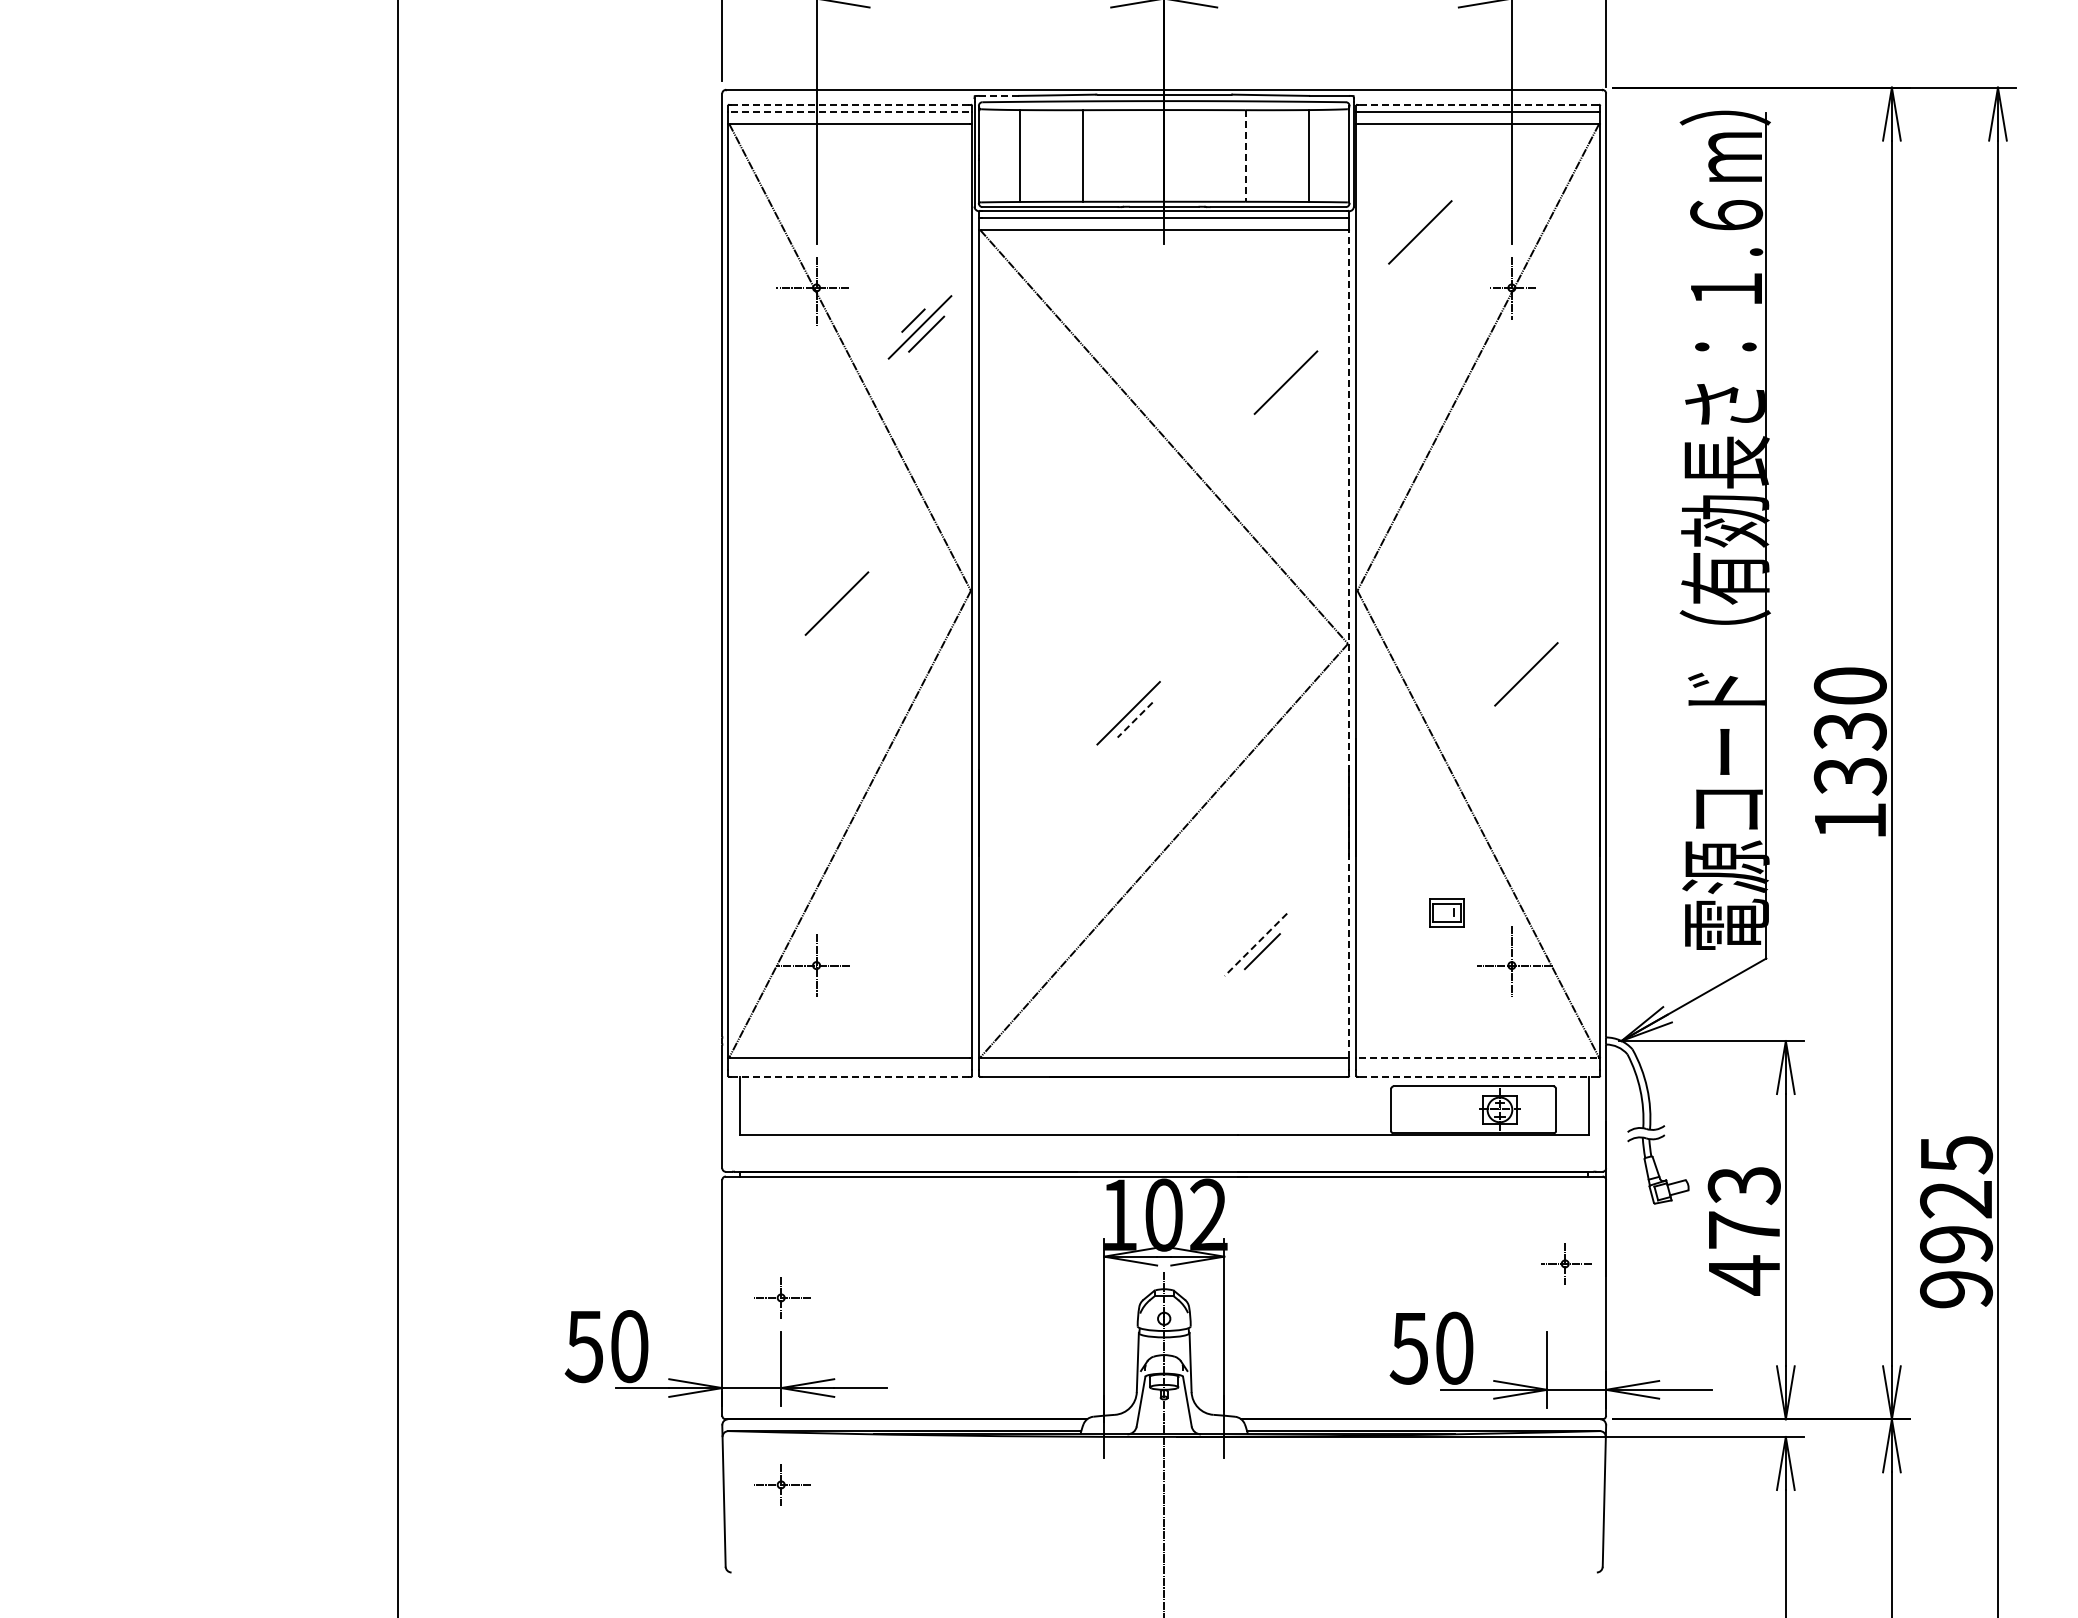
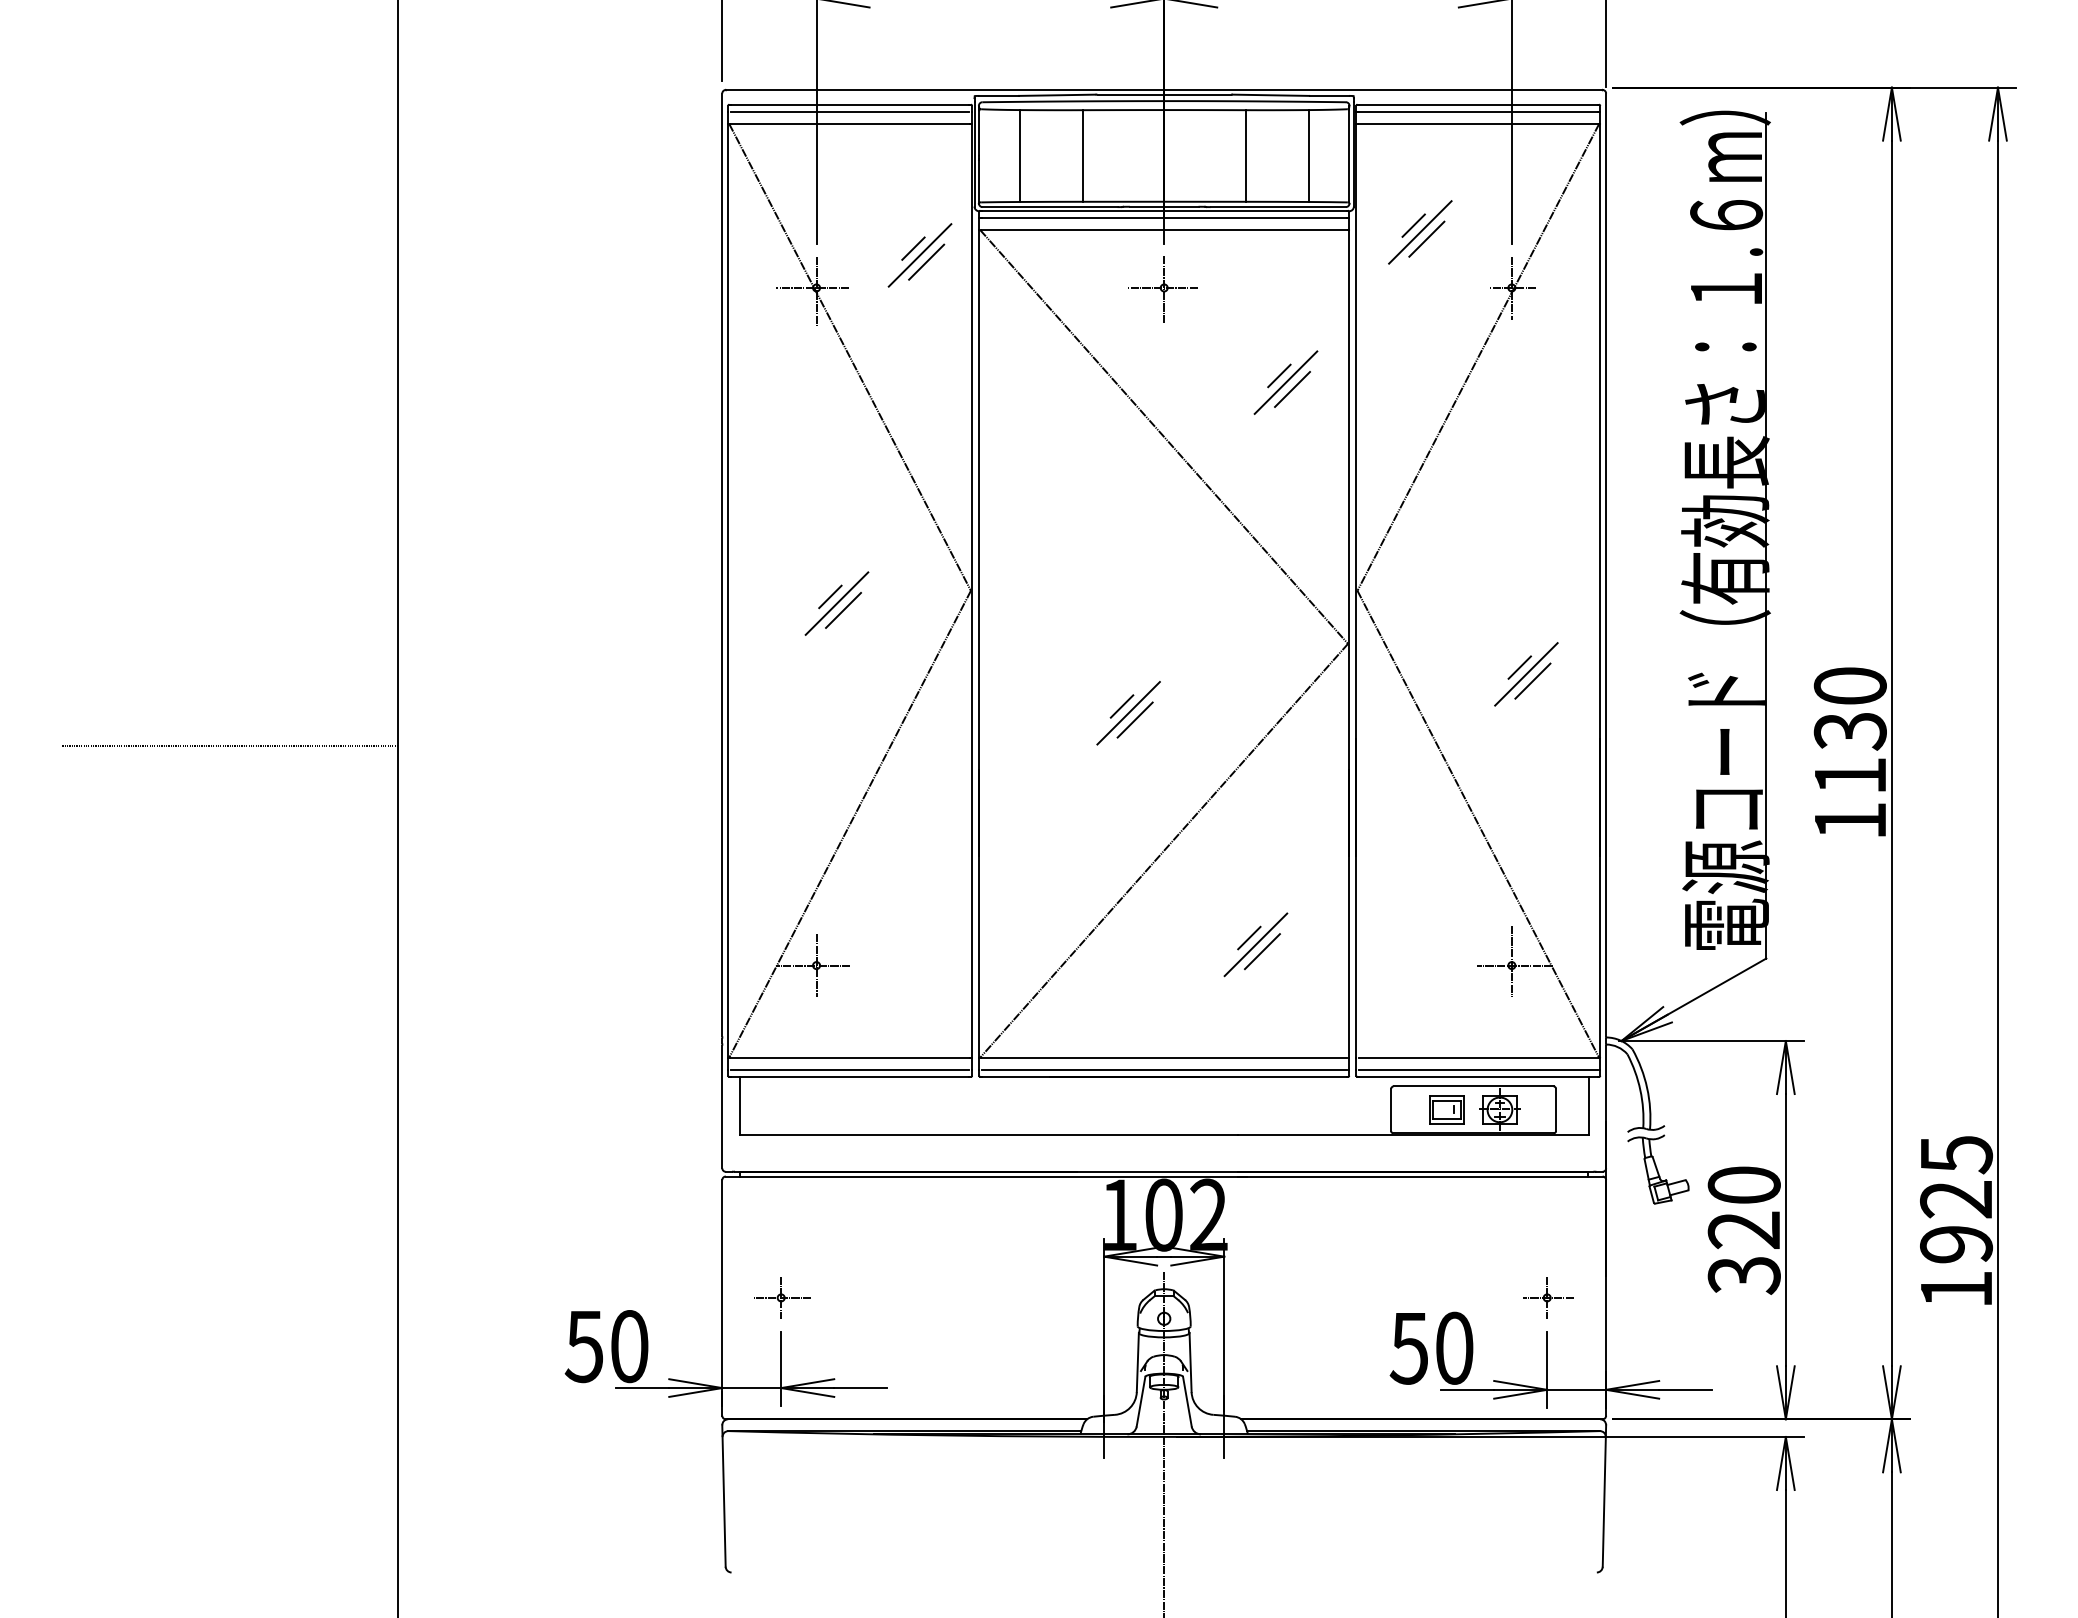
line: dashed -> solid (999, 95)
line: dashed -> solid (850, 104)
line: dashed -> solid (1477, 104)
line: dashed -> solid (849, 112)
line: dashed -> solid (1245, 156)
line: none -> present (1413, 225)
line: none -> present (1426, 238)
part: none -> present (1162, 289)
part position: (919, 327) -> (919, 255) (919, 255)
line: none -> present (1279, 375)
line: none -> present (1292, 388)
line: none -> present (830, 596)
line: none -> present (843, 609)
line: dashed -> solid (1349, 643)
line: none -> present (1519, 667)
line: none -> present (1532, 680)
line: none -> present (1121, 706)
line: dashed -> solid (1135, 720)
line: none -> present (230, 745)
text: 1330 -> 1130 (1849, 776)
part position: (1446, 912) -> (1446, 1109) (1446, 1109)
line: none -> present (1249, 937)
line: dashed -> solid (1255, 945)
line: dashed -> solid (1478, 1057)
line: none -> present (849, 1069)
line: none -> present (1163, 1069)
line: none -> present (1477, 1069)
line: dashed -> solid (850, 1076)
line: dashed -> solid (1477, 1076)
text: 473 -> 320 (1743, 1230)
part position: (1566, 1263) -> (1548, 1297) (1548, 1297)
text: 9925 -> 1925 (1956, 1289)
part: present -> none (782, 1484)
